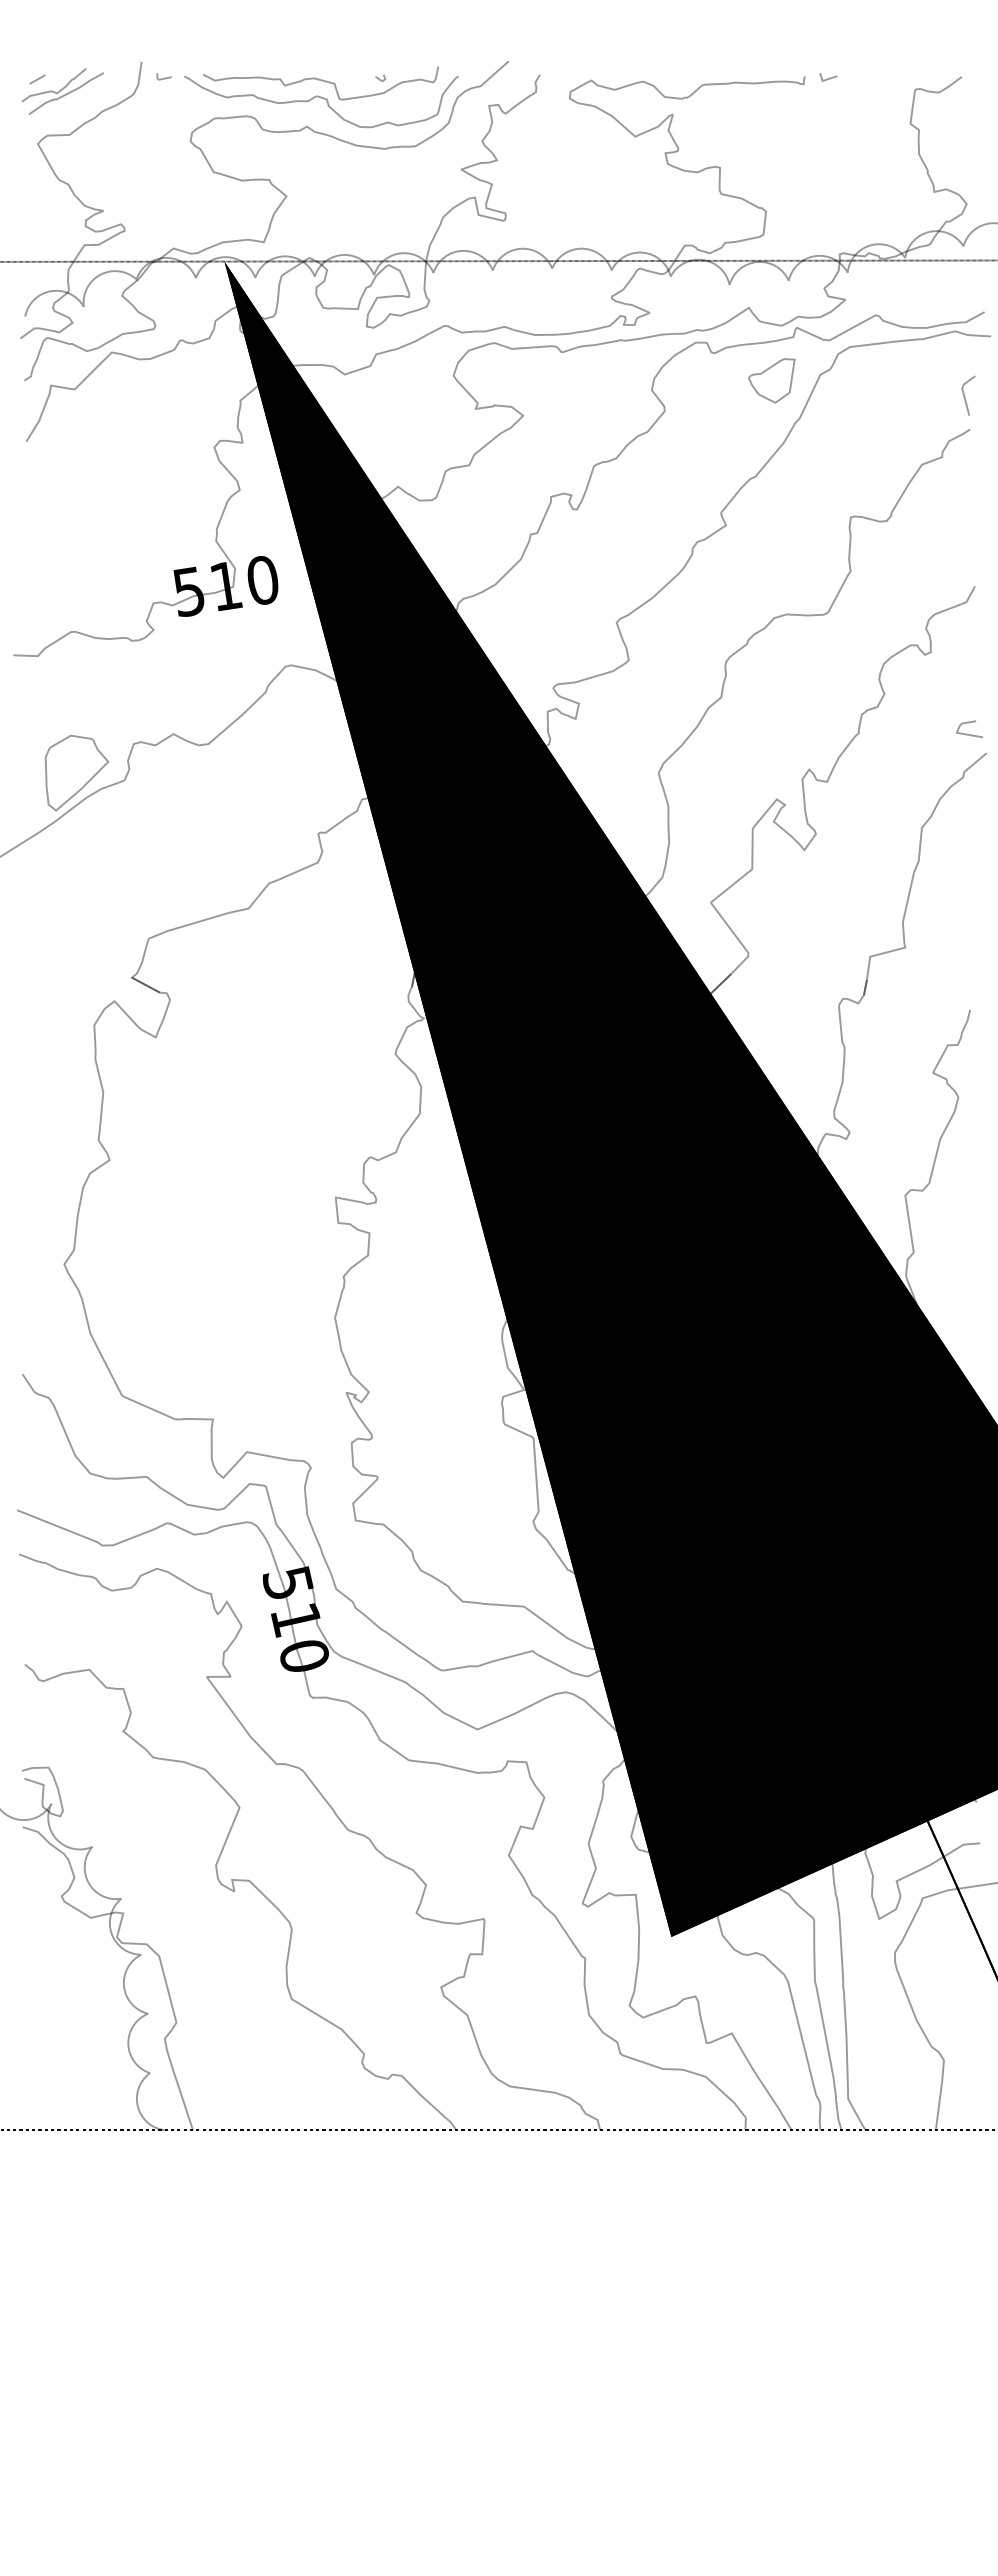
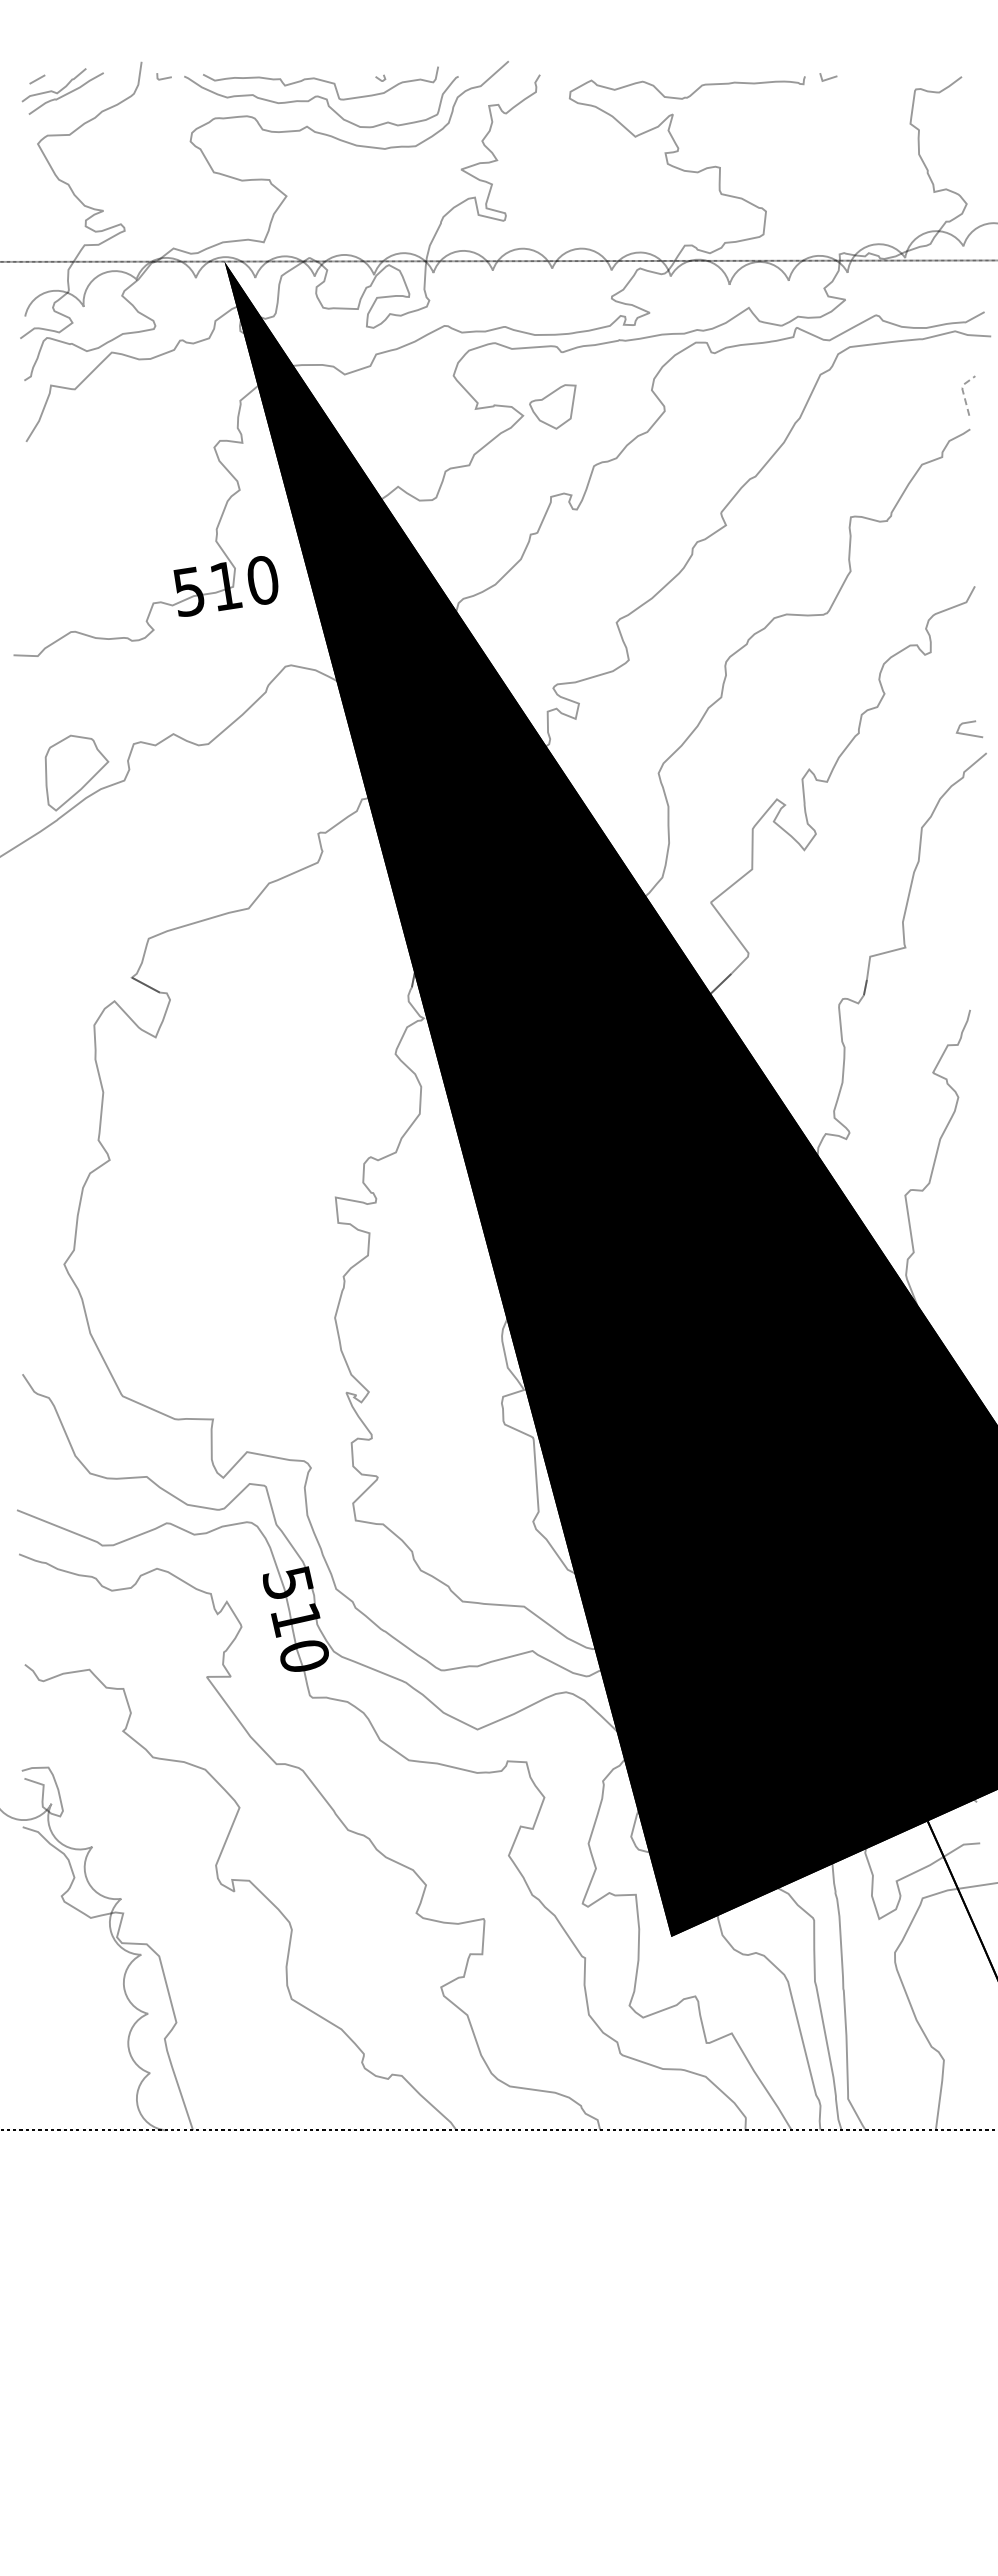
part position: (771, 380) -> (552, 406) (552, 406)
line: solid -> dashed (962, 391)
